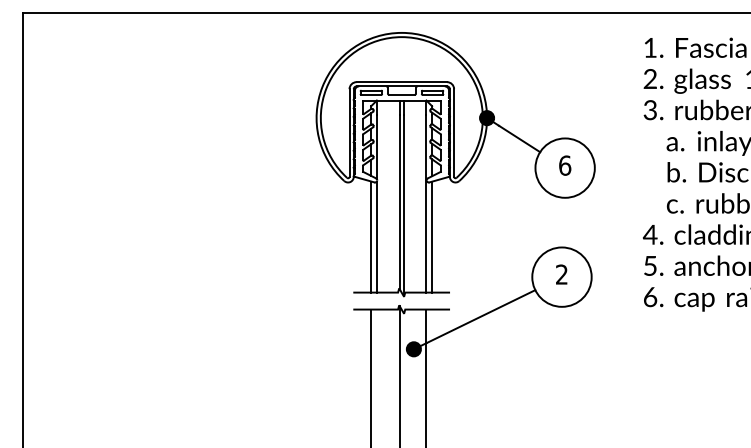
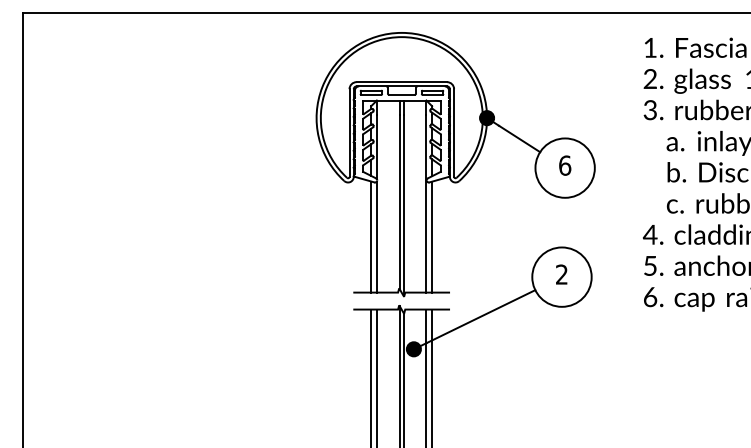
line: none -> present (376, 376)
line: none -> present (432, 376)
line: none -> present (403, 378)
